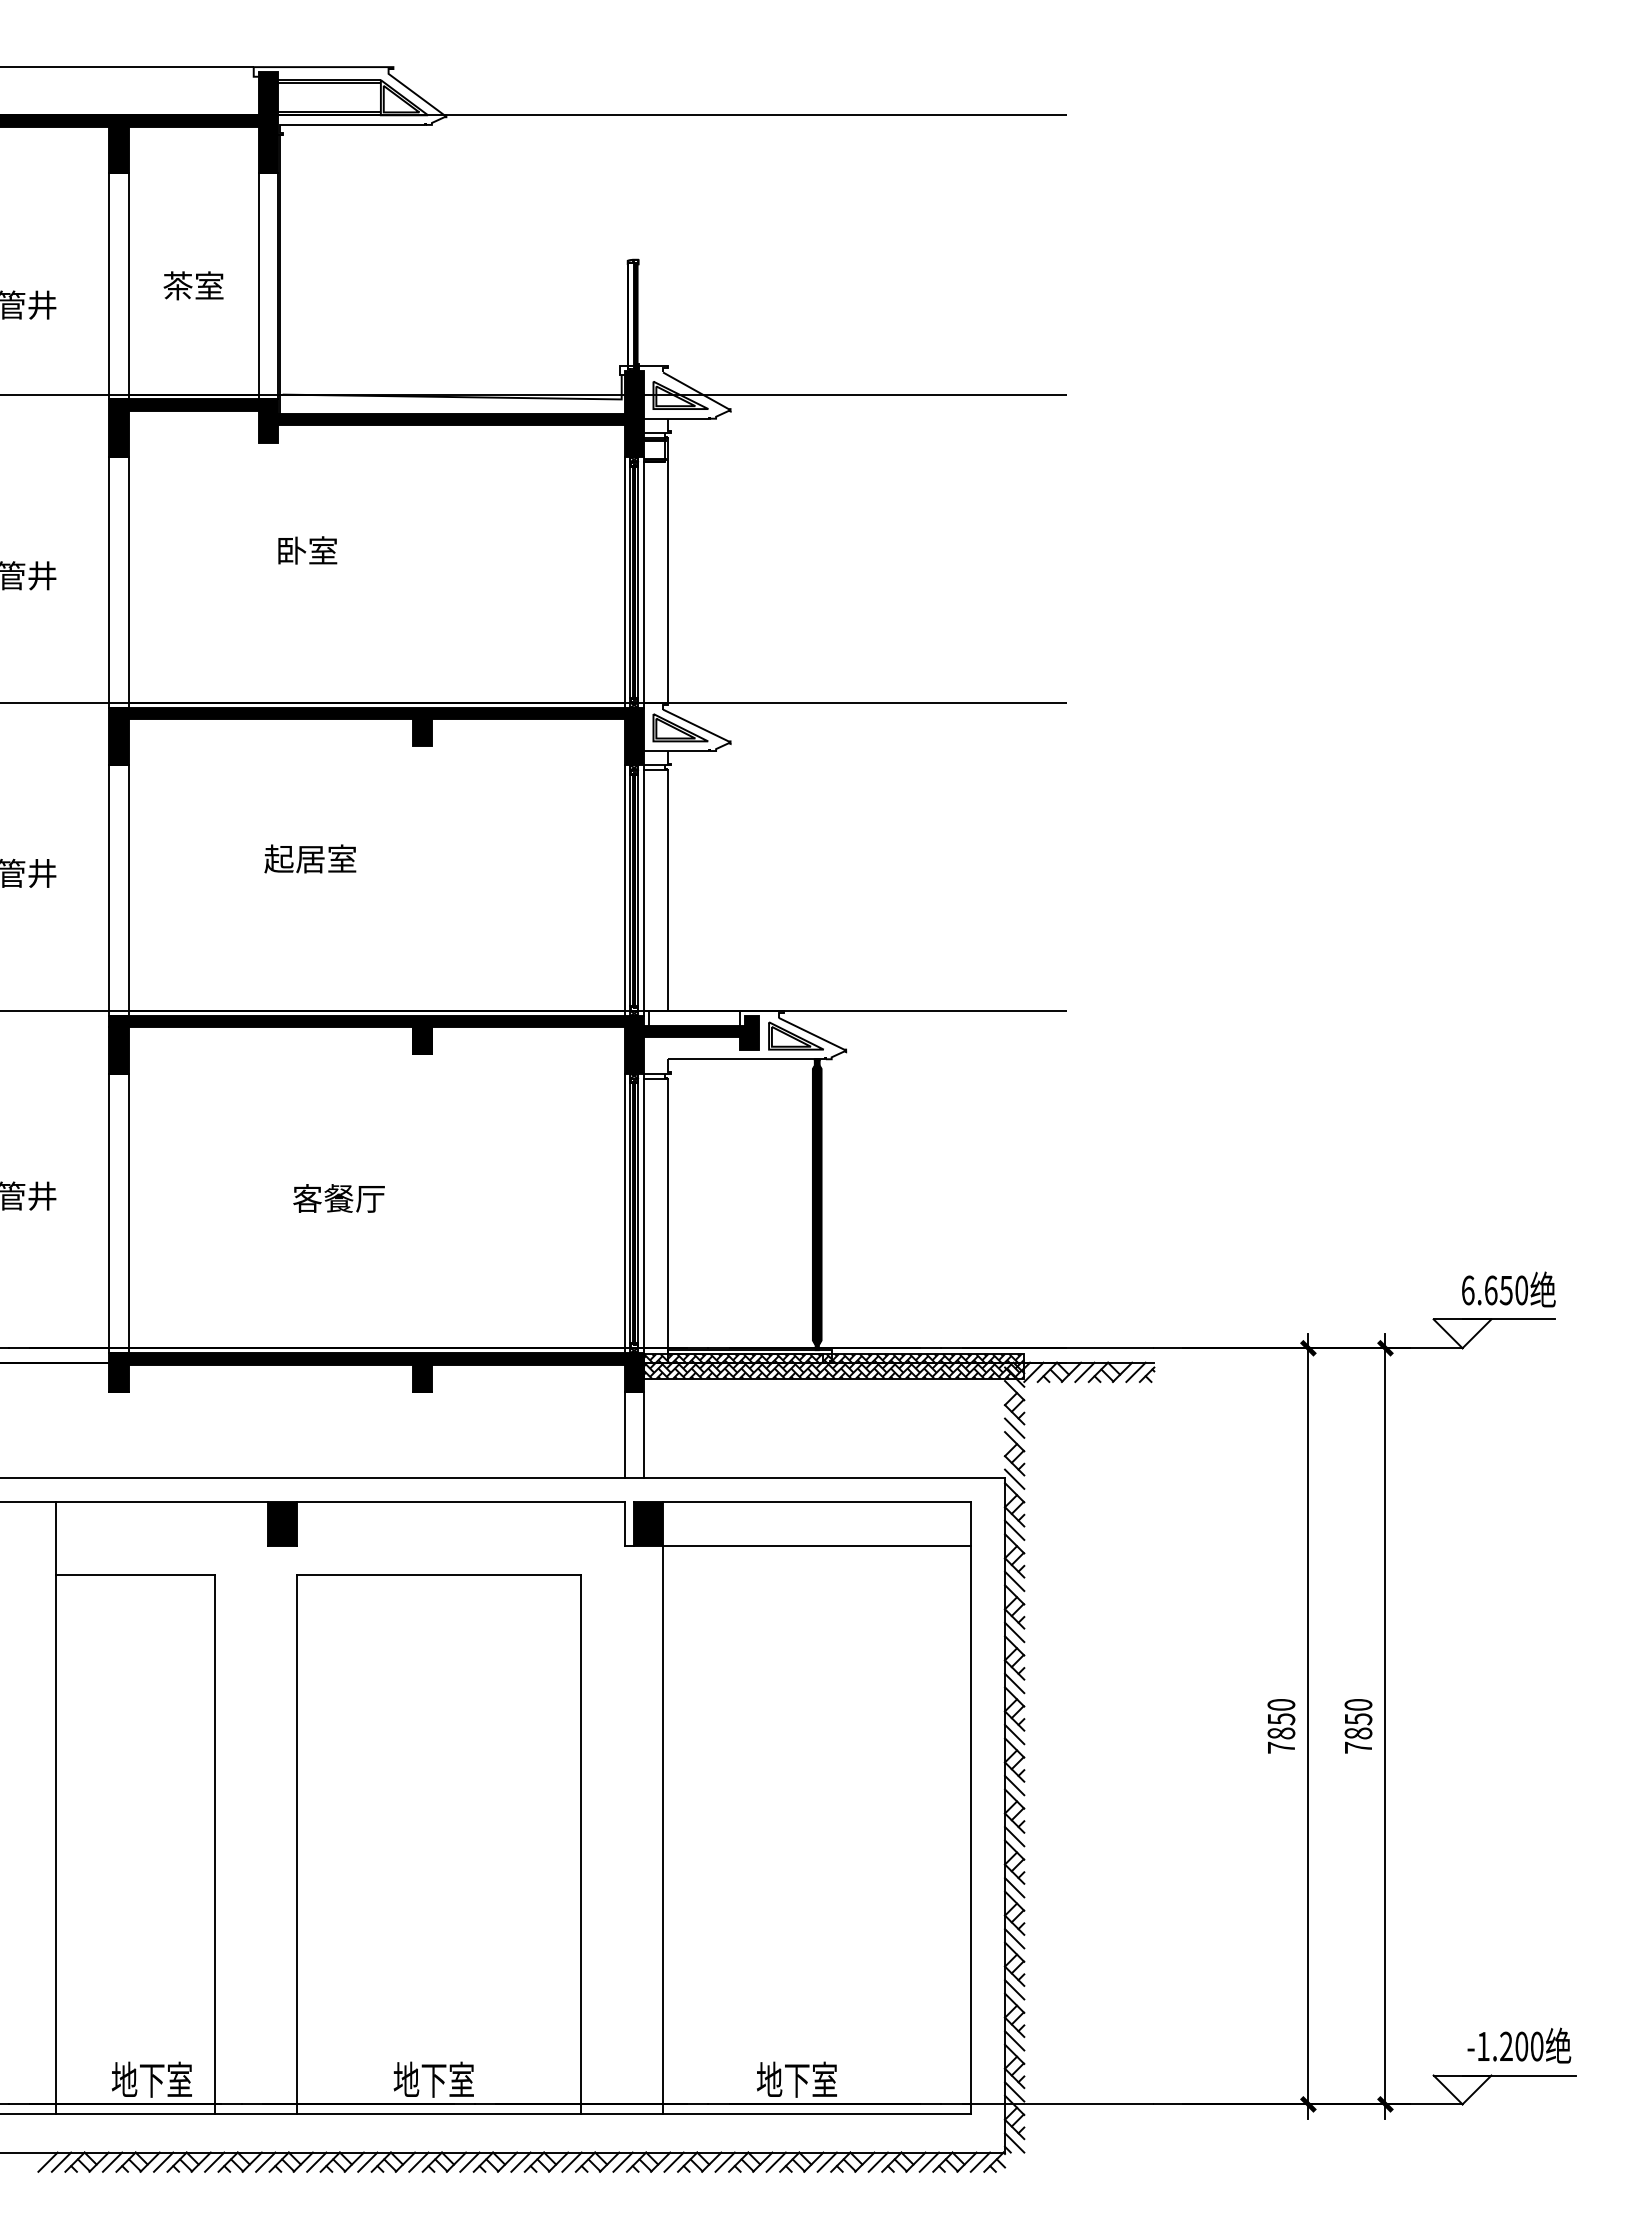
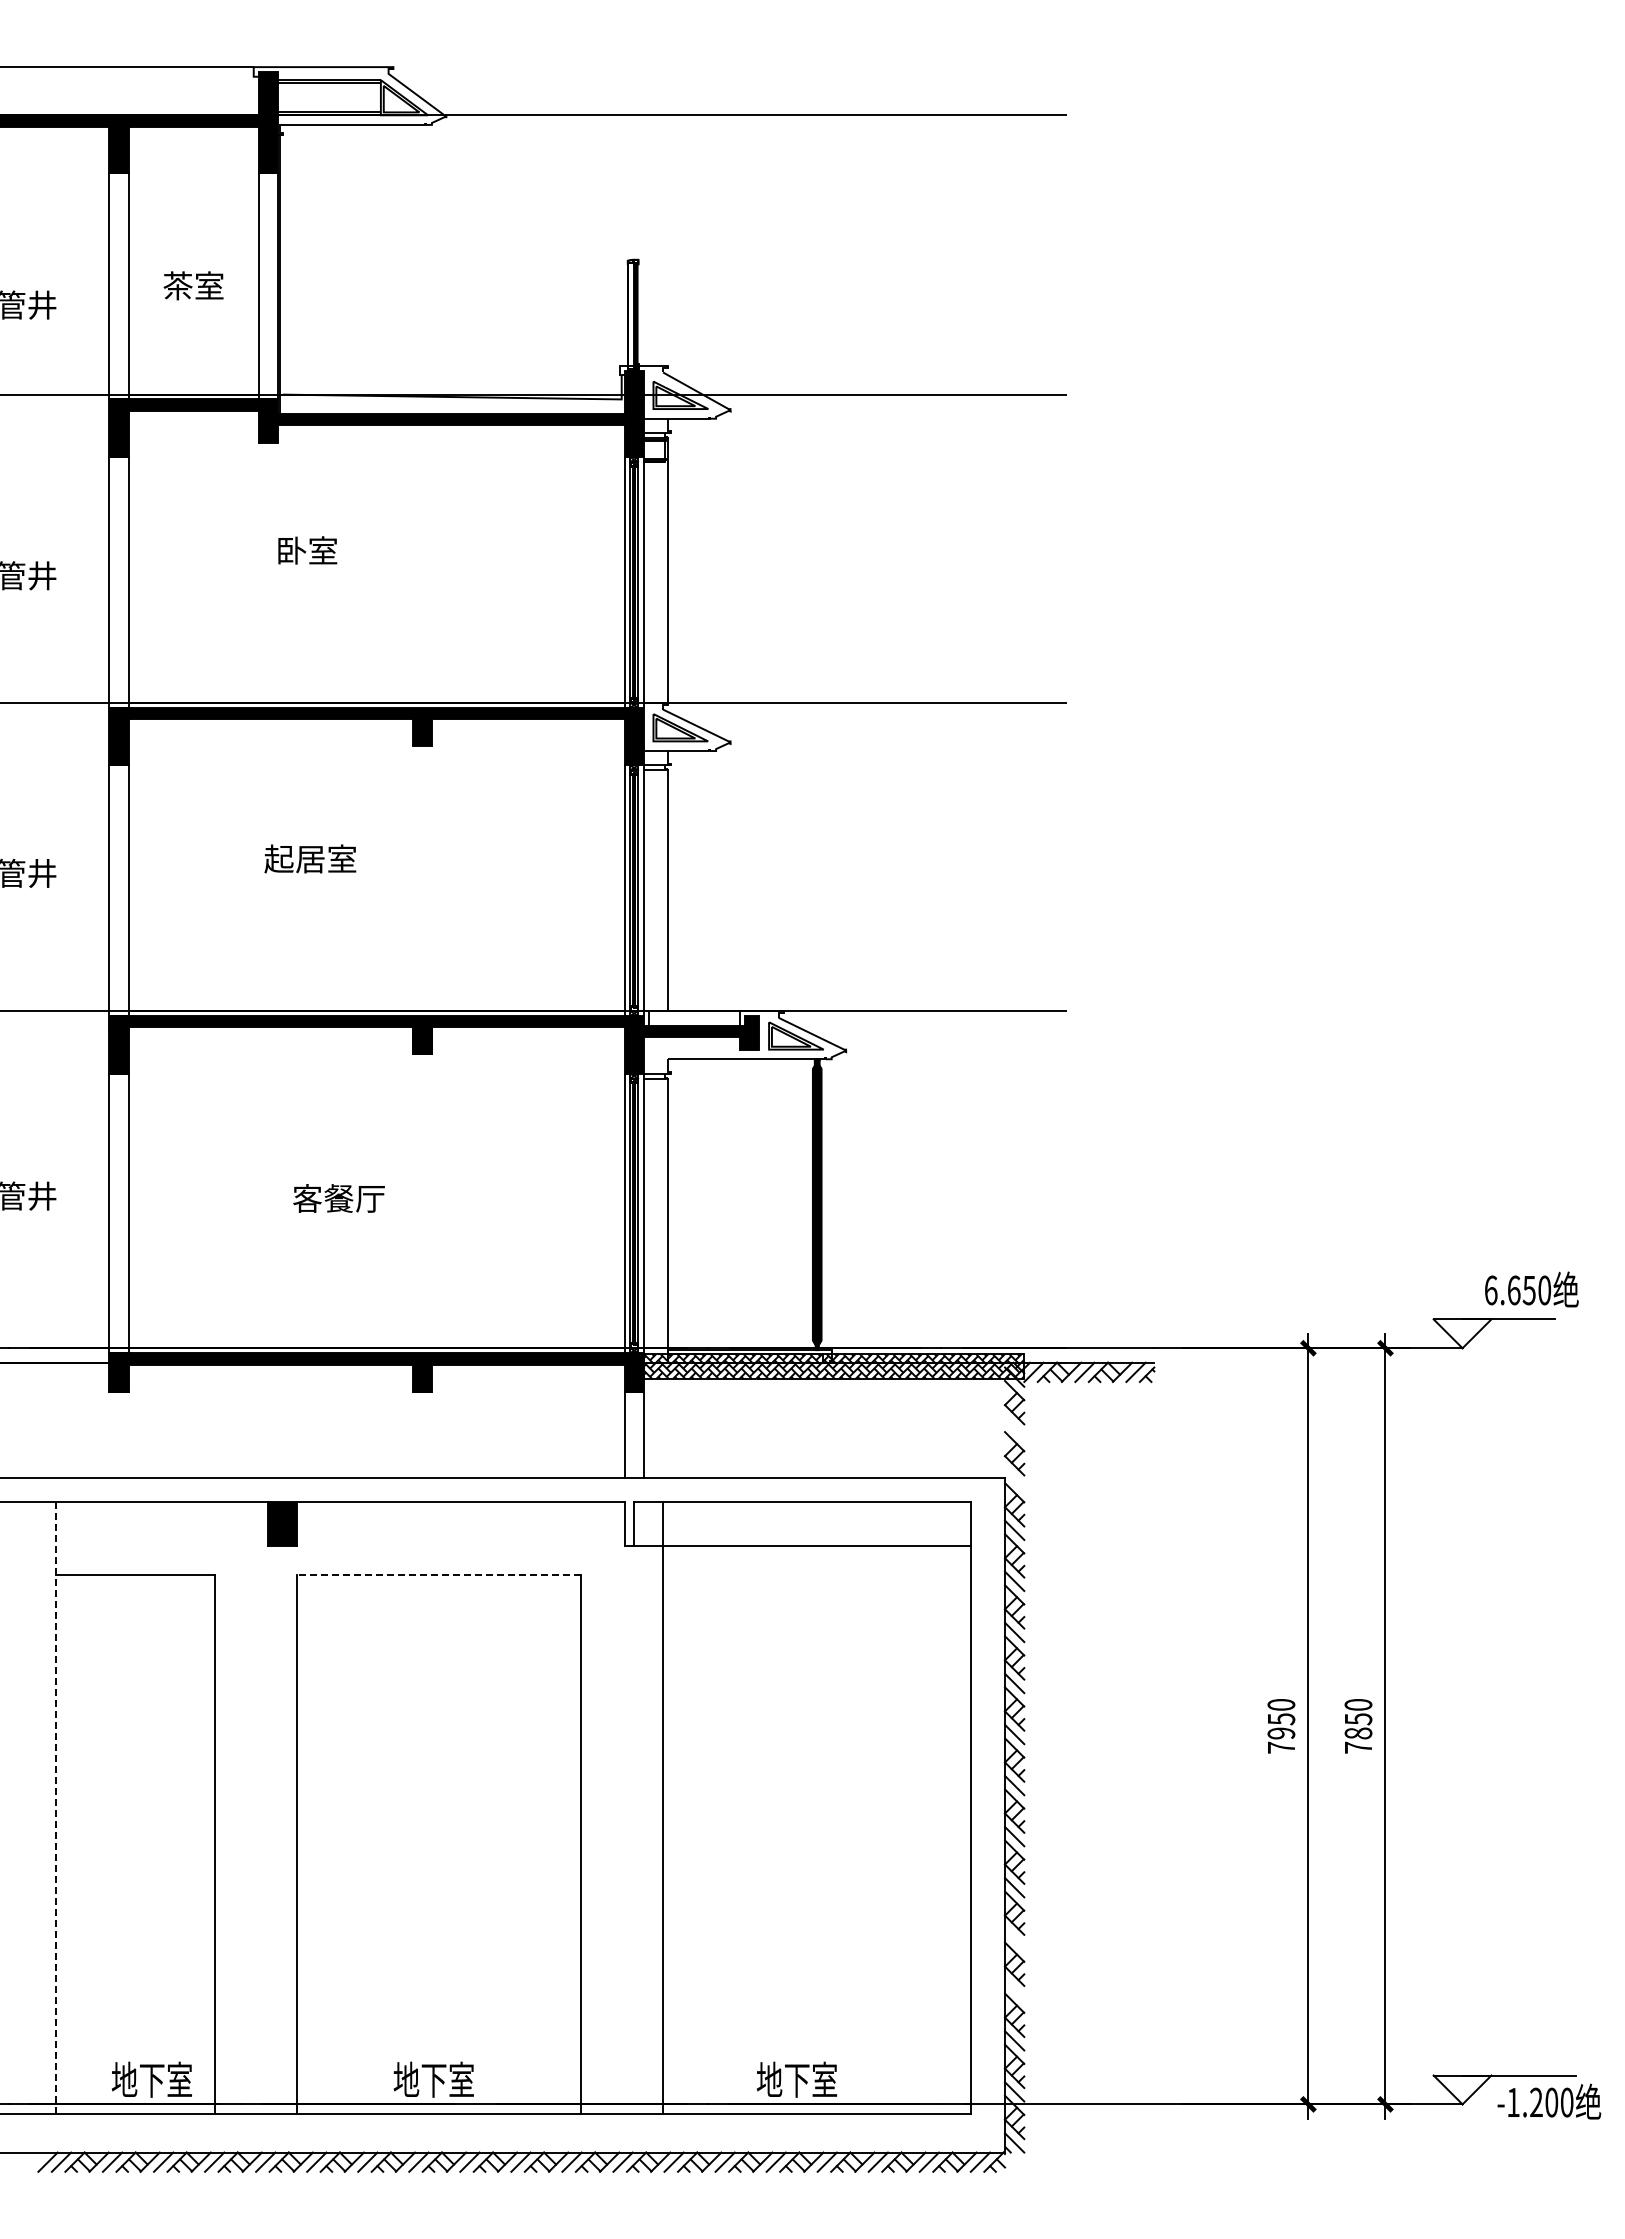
text position: (1508, 1289) -> (1531, 1289) (1531, 1289)
line: present -> none (1014, 1427)
line: present -> none (1014, 1478)
fill: present -> none (648, 1523)
line: solid -> dashed (438, 1574)
text: 7850 -> 7950 (1281, 1733)
line: solid -> dashed (56, 1808)
line: present -> none (1014, 1938)
line: present -> none (1014, 1989)
text position: (1519, 2045) -> (1549, 2101) (1549, 2101)
